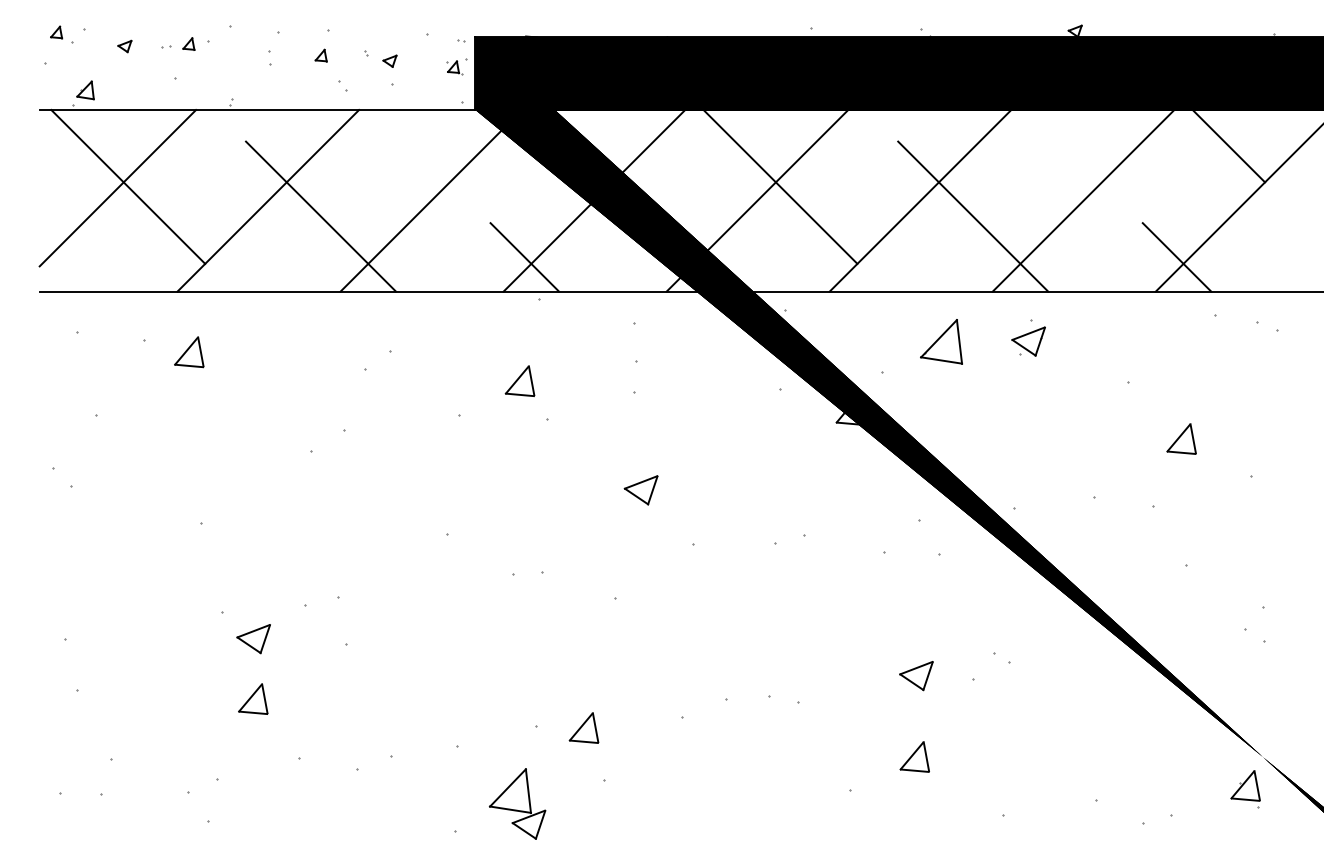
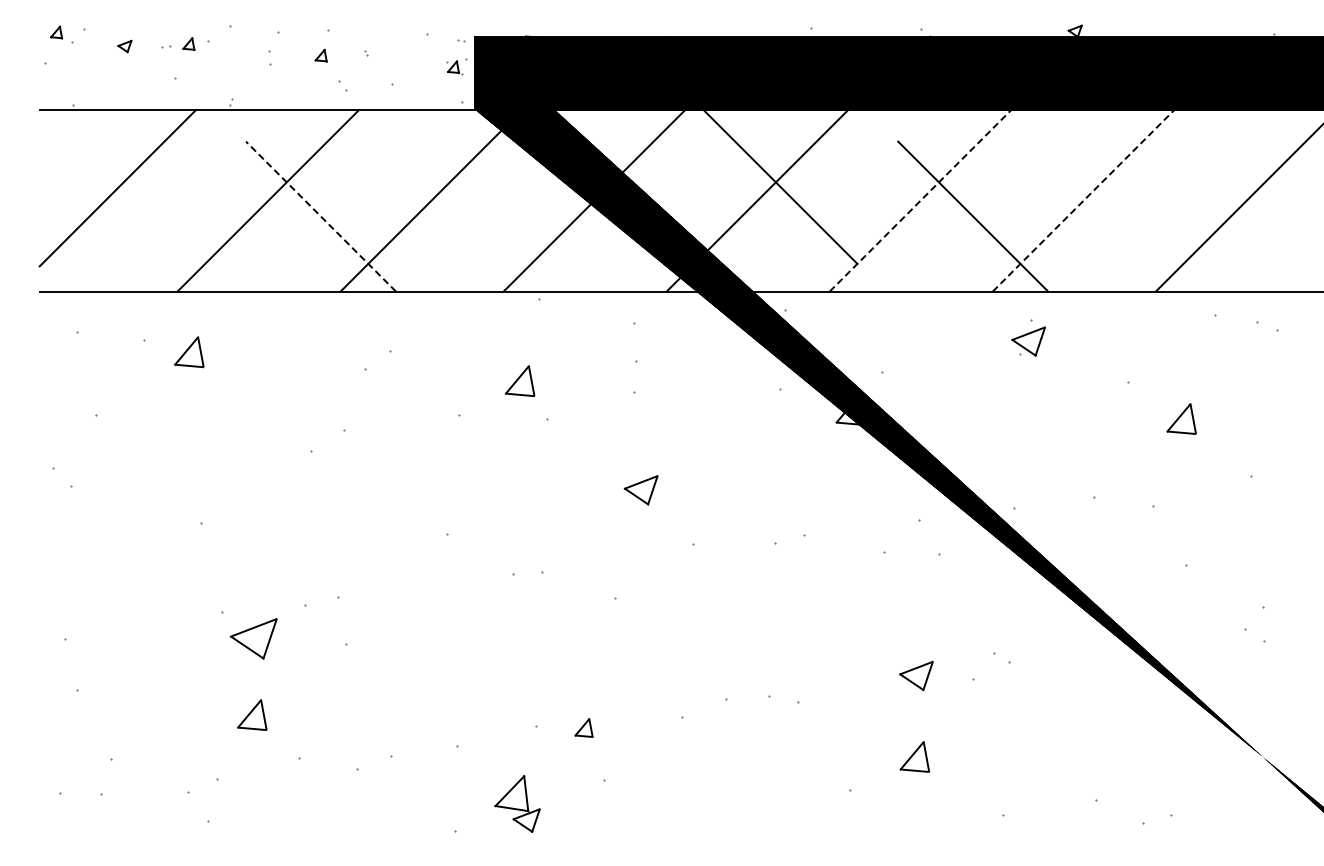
part: present -> none (389, 60)
part: present -> none (85, 90)
line: present -> none (1228, 145)
line: present -> none (128, 186)
line: solid -> dashed (920, 200)
line: solid -> dashed (1083, 200)
line: solid -> dashed (320, 216)
line: present -> none (524, 257)
line: present -> none (1176, 257)
part: present -> none (941, 341)
part position: (1181, 438) -> (1181, 418) (1181, 418)
part size: 35x31 px -> 48x42 px (253, 638)
part position: (253, 698) -> (252, 714) (252, 714)
part size: 32x32 px -> 20x20 px (583, 727)
part: present -> none (1245, 789)
part size: 59x72 px -> 47x58 px (517, 803)
